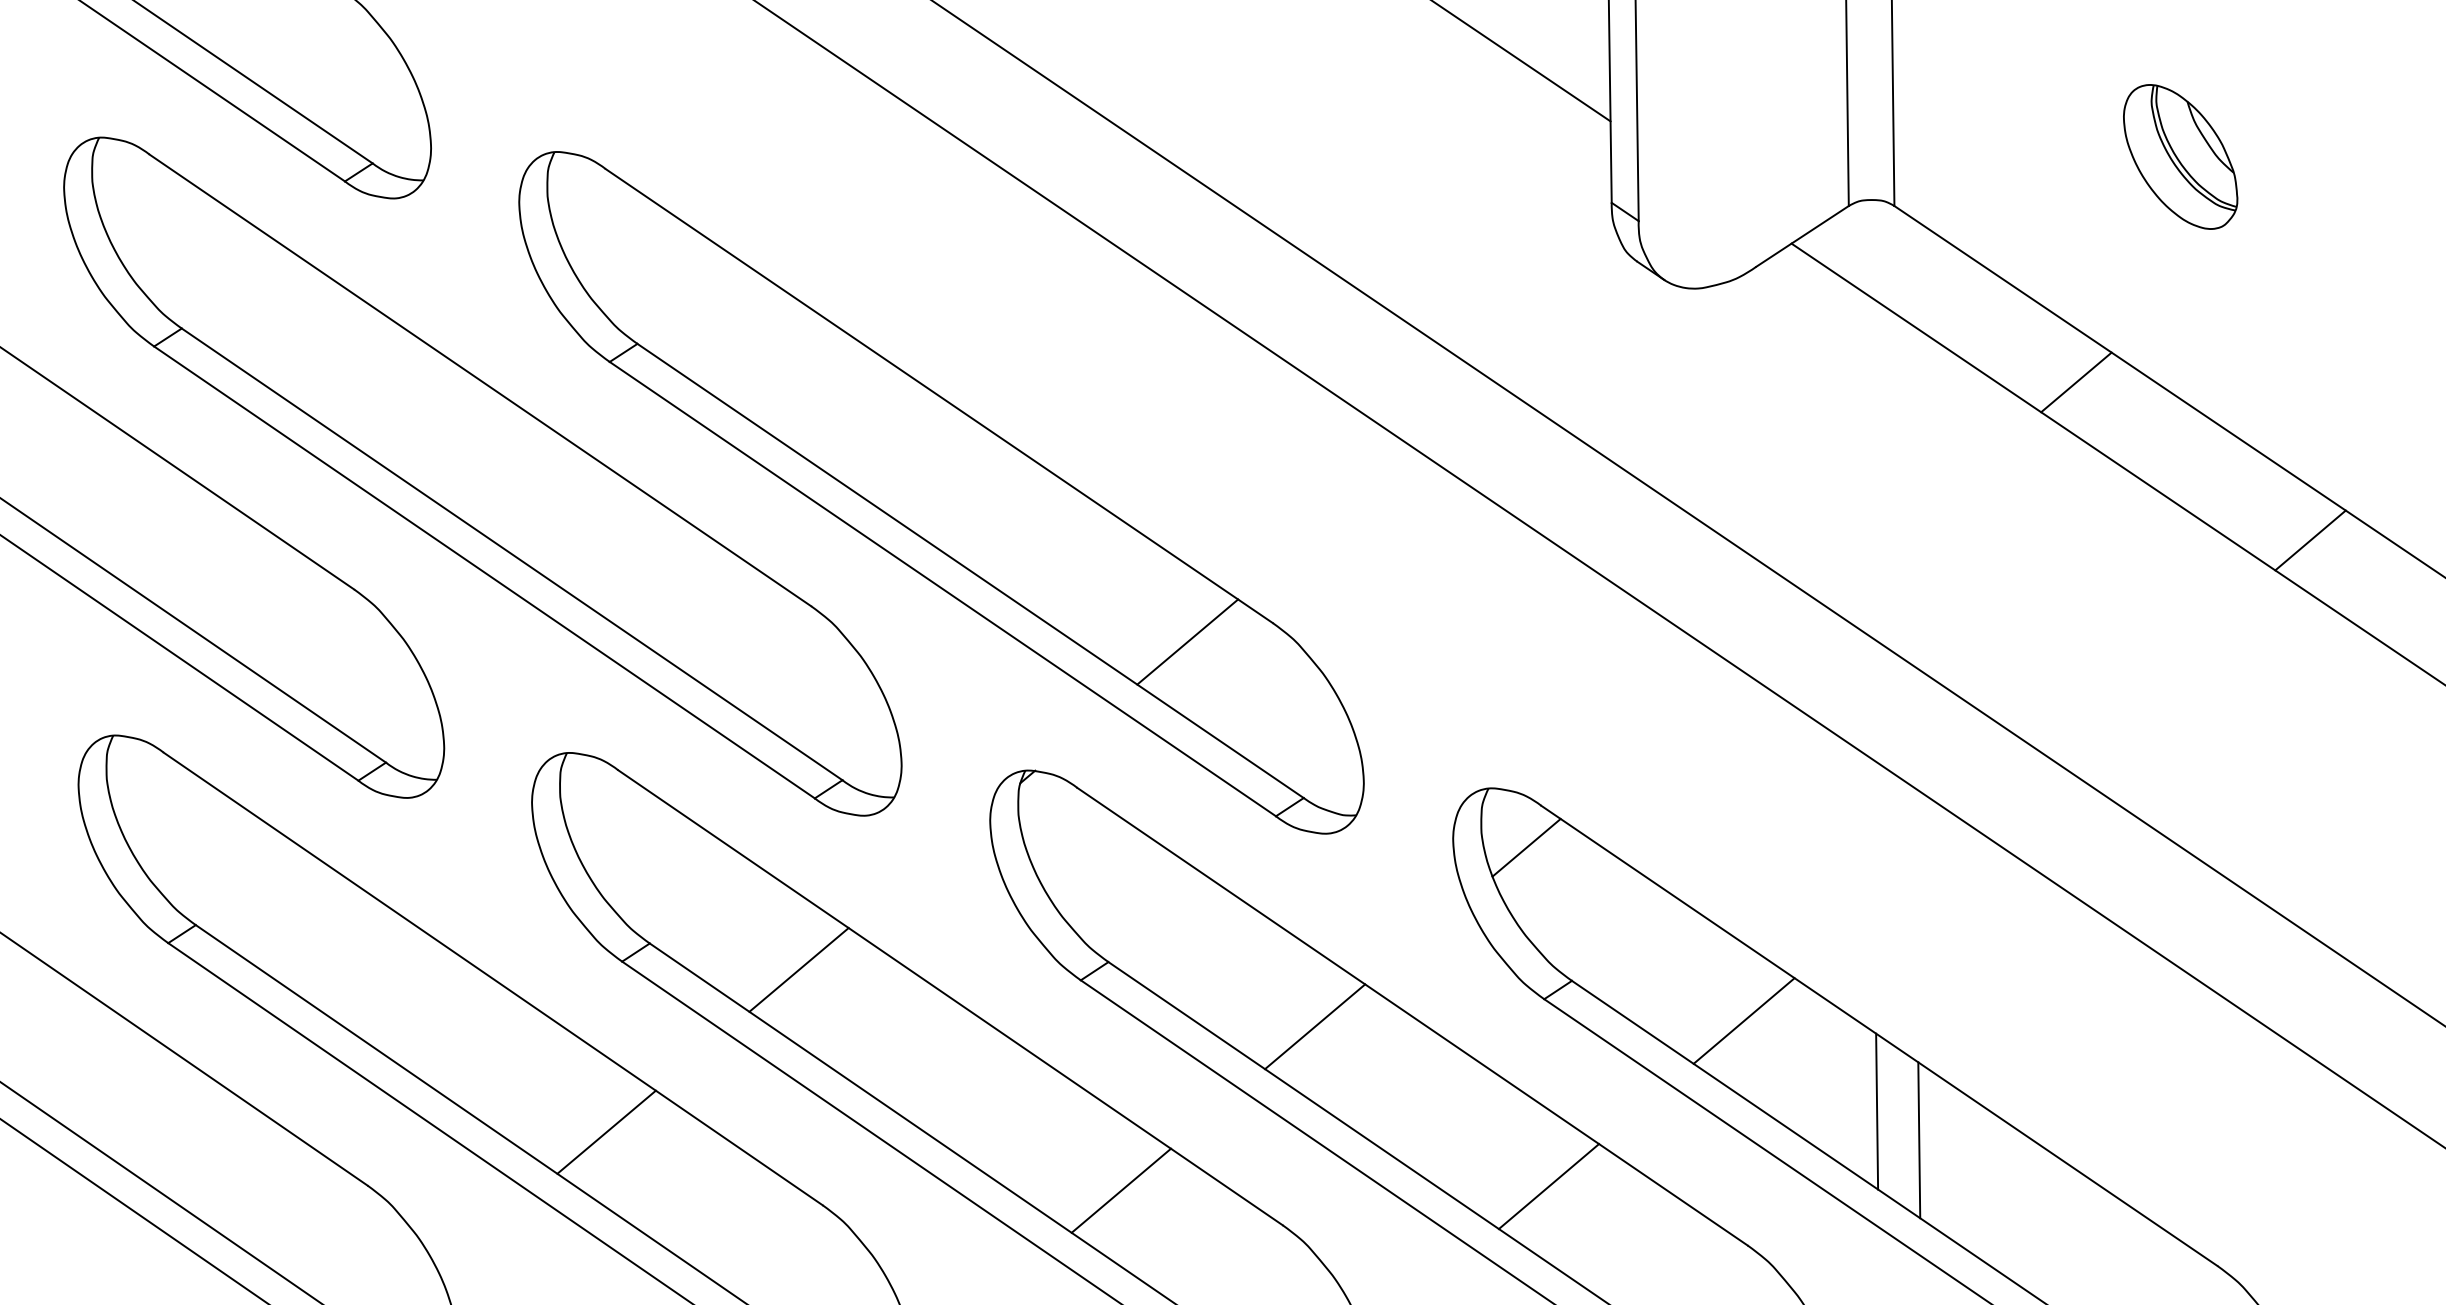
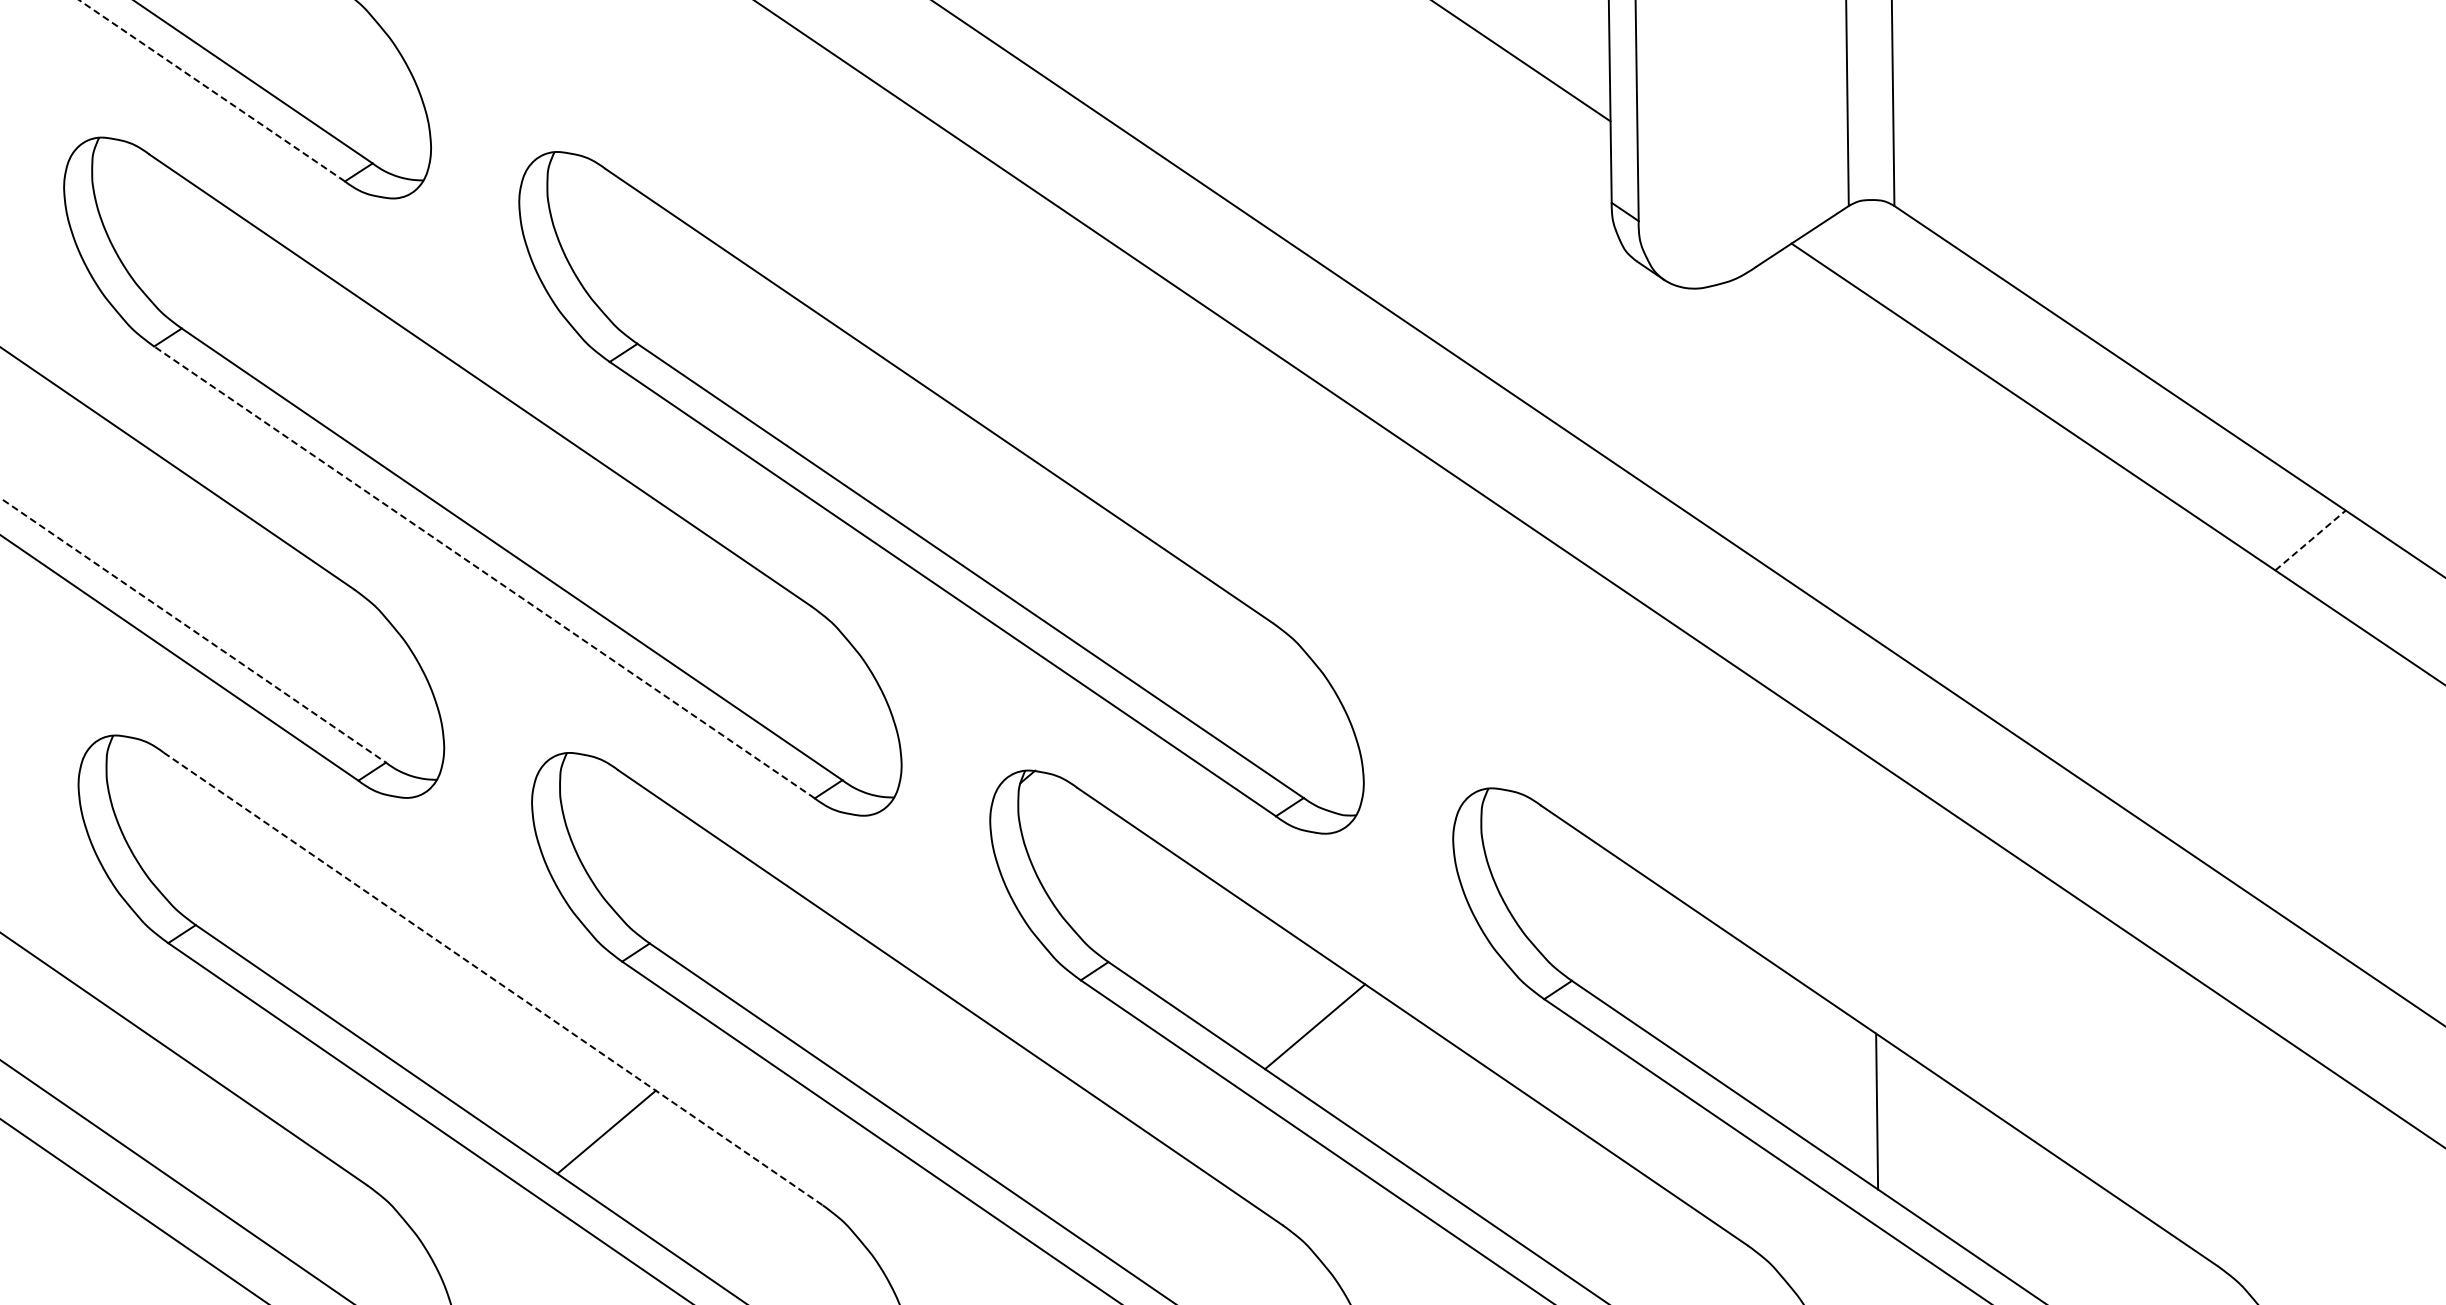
line: solid -> dashed (212, 90)
part: present -> none (2180, 156)
line: present -> none (2076, 382)
line: solid -> dashed (2310, 540)
line: solid -> dashed (484, 572)
line: solid -> dashed (193, 630)
line: present -> none (1187, 641)
line: present -> none (1526, 847)
line: present -> none (798, 969)
line: solid -> dashed (493, 979)
line: present -> none (1743, 1020)
line: present -> none (1919, 1140)
line: present -> none (1548, 1186)
line: present -> none (1121, 1190)
line position: (160, 1192) -> (176, 1181) (176, 1181)
